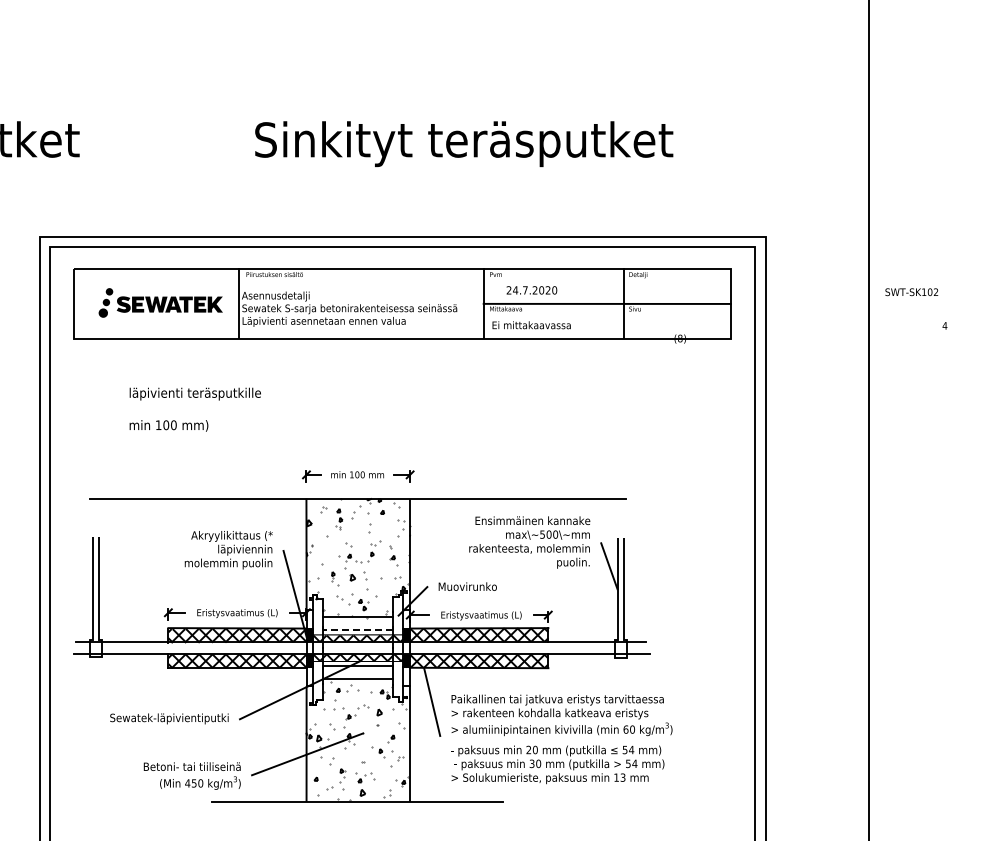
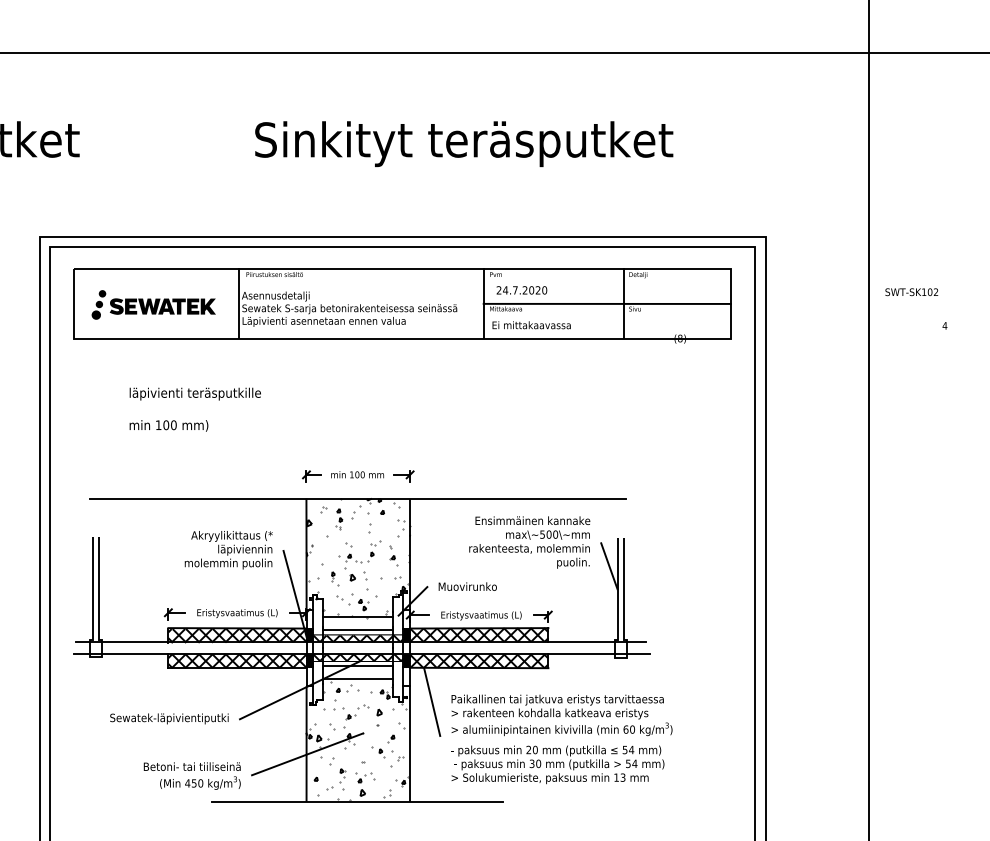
line: none -> present (494, 52)
text position: (531, 290) -> (521, 290) (521, 290)
part position: (160, 302) -> (153, 304) (153, 304)
line: dashed -> solid (357, 630)
